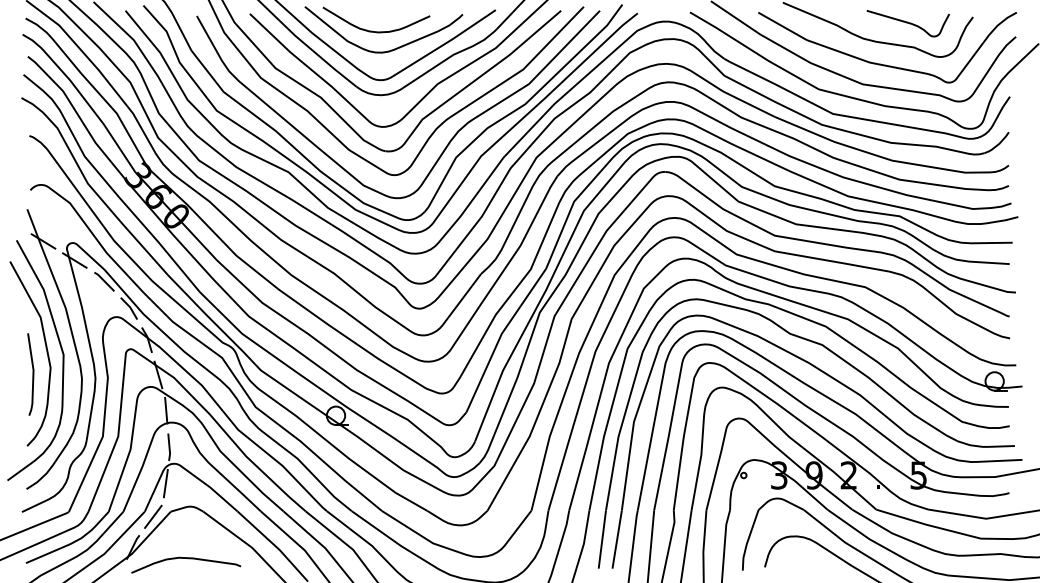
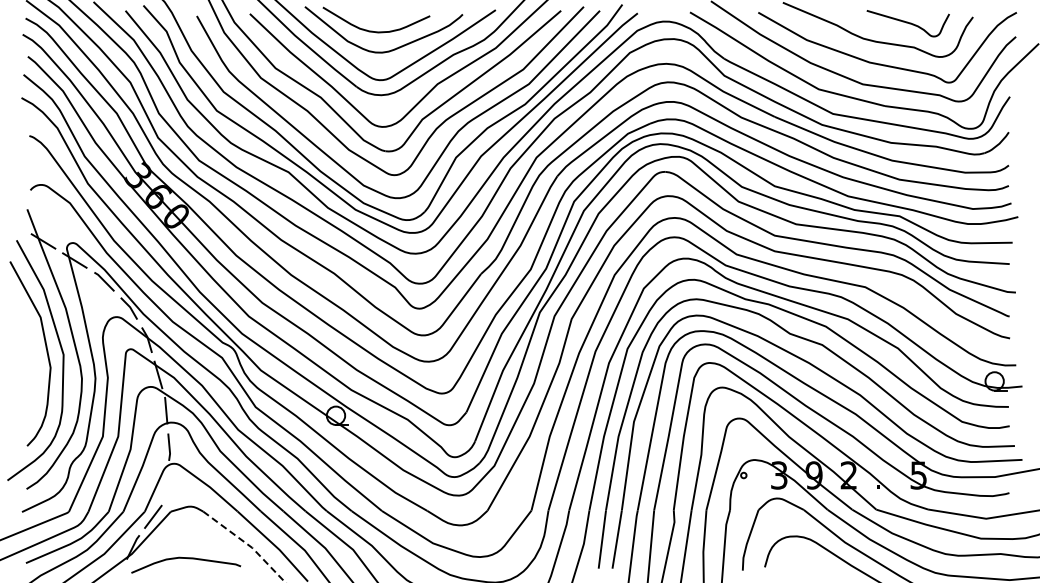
curve: present -> none (32, 374)
line: present -> none (165, 483)
line: solid -> dashed (247, 544)
